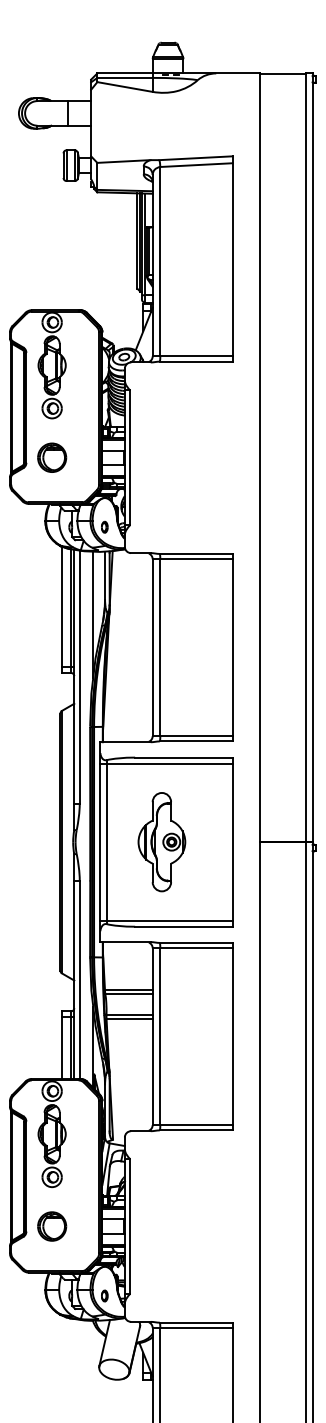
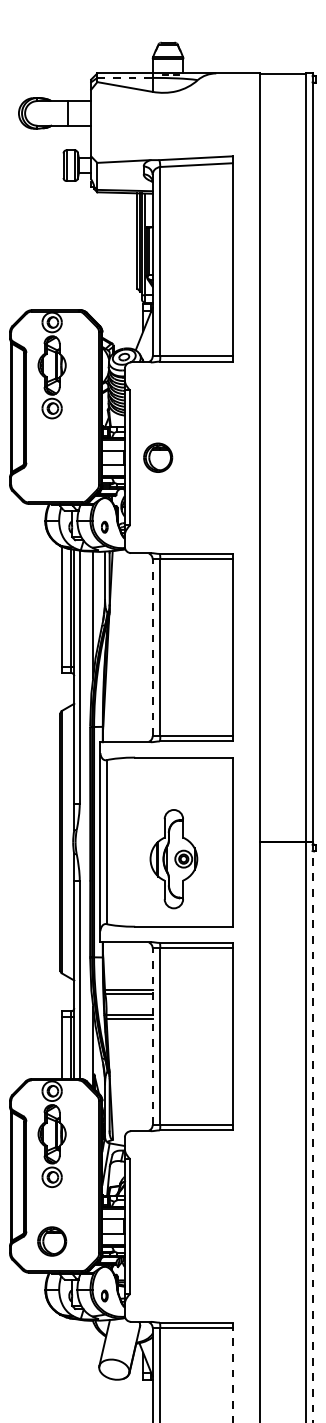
line: solid -> dashed (125, 77)
part position: (52, 457) -> (158, 457) (158, 457)
line: solid -> dashed (152, 647)
line: present -> none (166, 763)
part position: (161, 842) -> (173, 859) (173, 859)
line: present -> none (166, 920)
line: solid -> dashed (152, 1036)
line: solid -> dashed (312, 1133)
part position: (52, 1226) -> (52, 1241) (52, 1241)
line: solid -> dashed (232, 1372)
